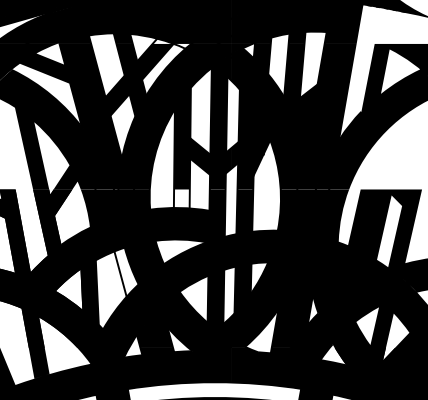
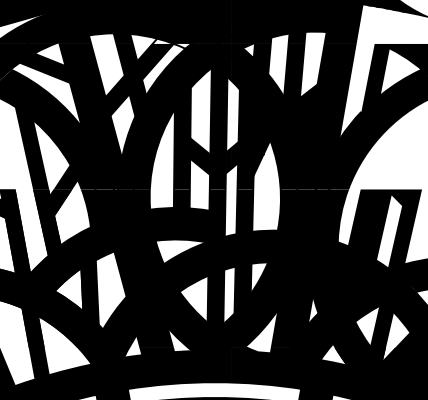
fill: none -> present (181, 198)
fill: none -> present (126, 271)
